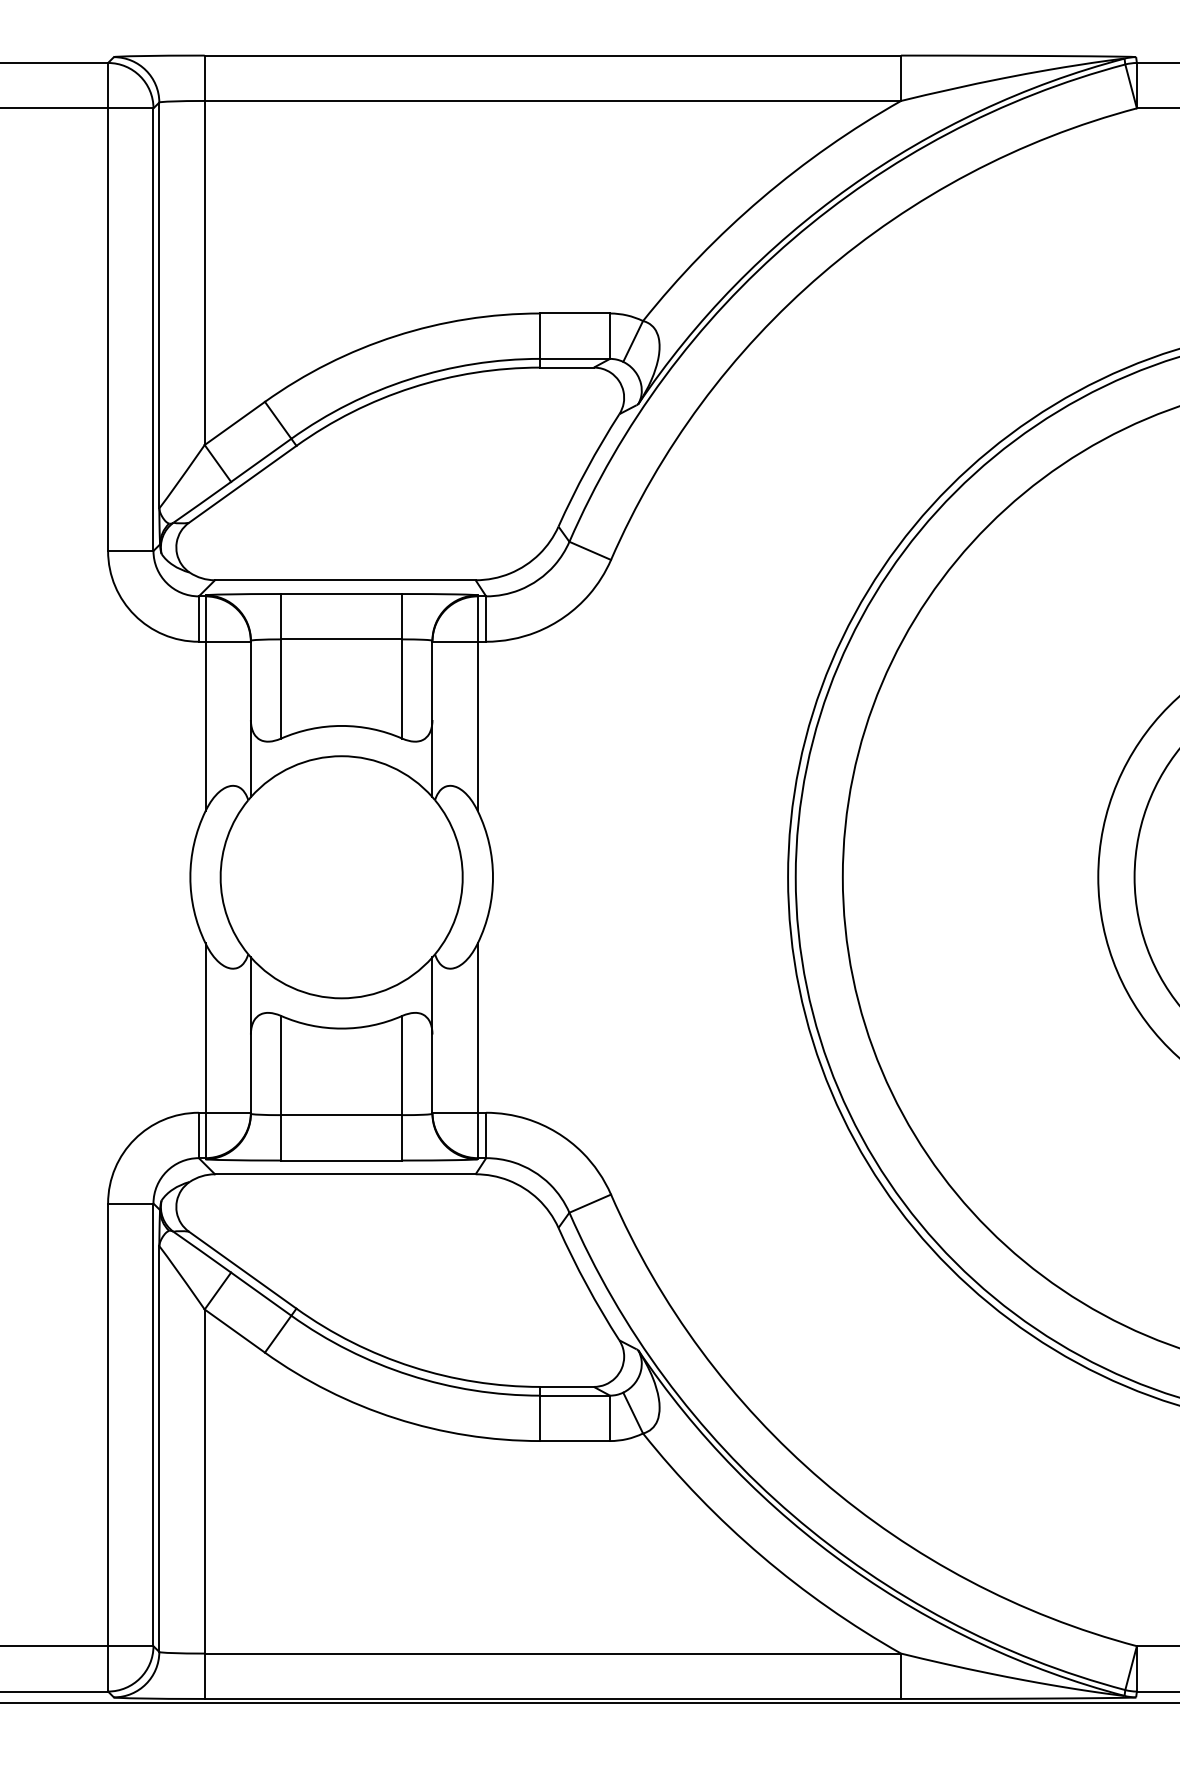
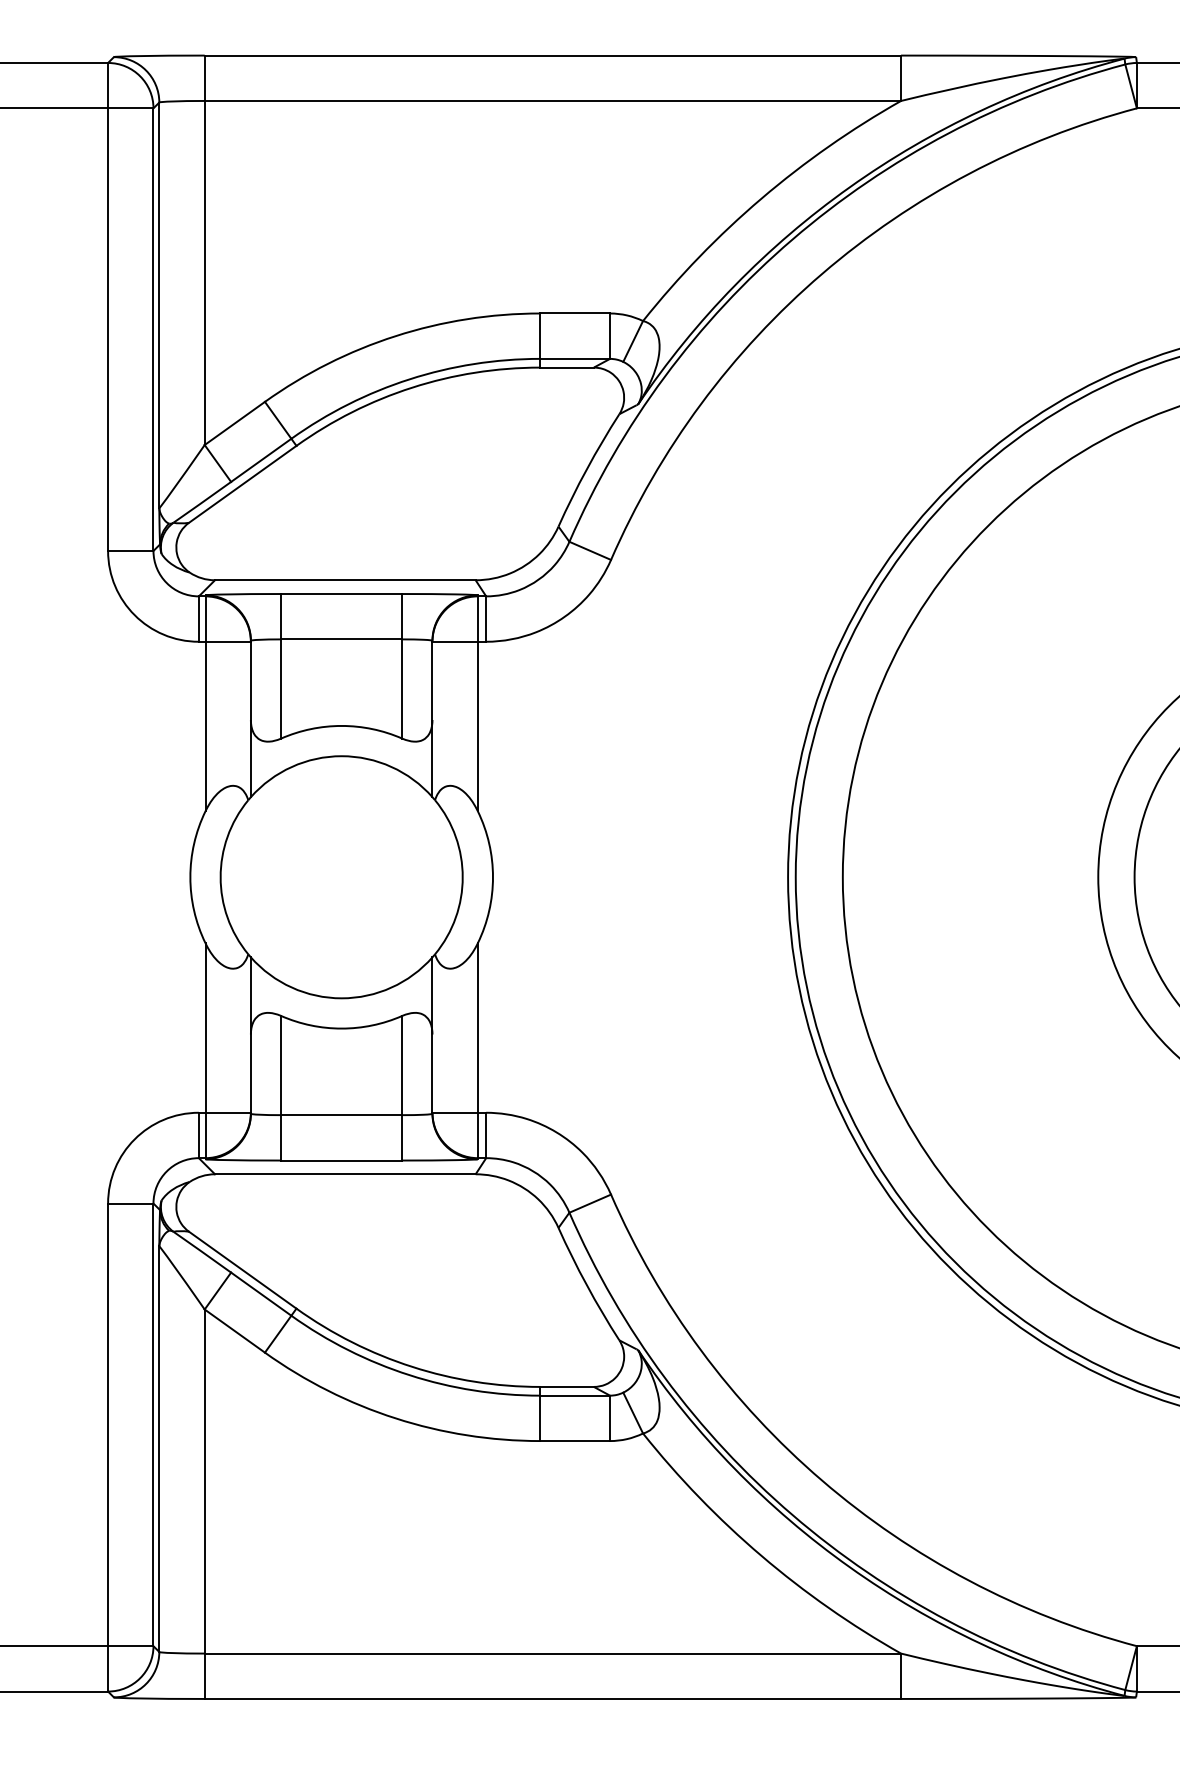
line: present -> none (589, 1703)
